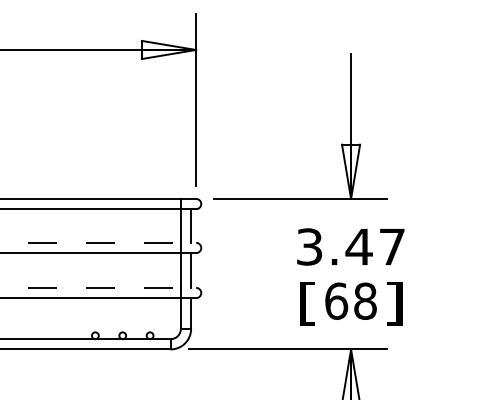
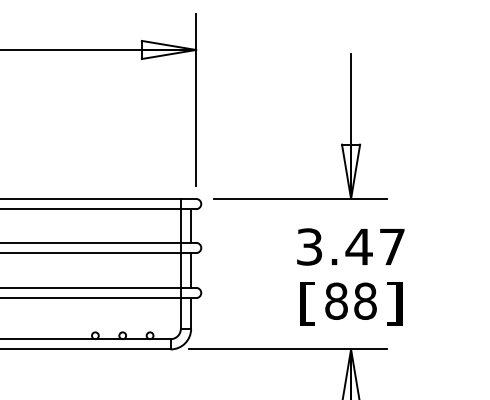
line: dashed -> solid (98, 242)
line: dashed -> solid (98, 287)
text: 68 -> 88 (336, 300)
